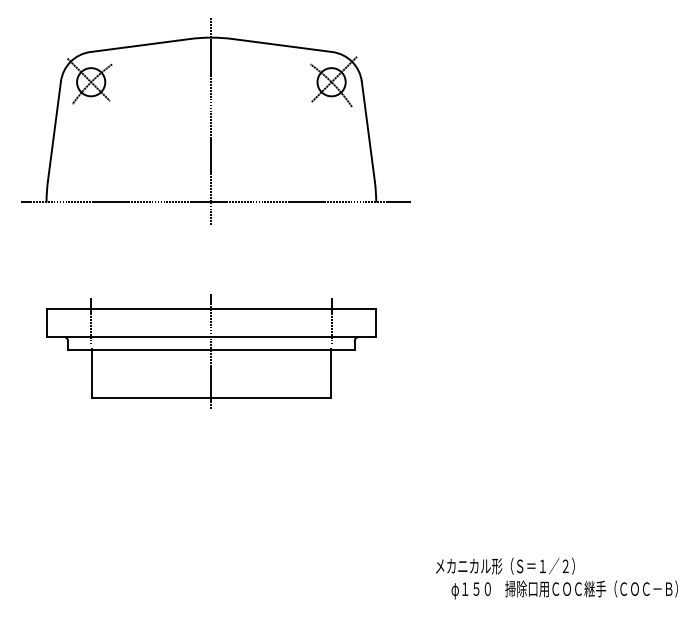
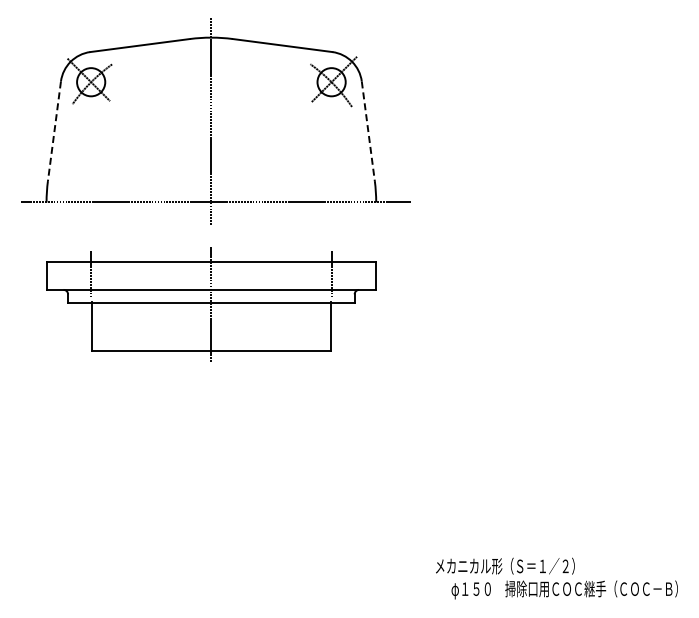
line: solid -> dashed (54, 131)
line: solid -> dashed (368, 131)
part position: (211, 351) -> (211, 304) (211, 304)
